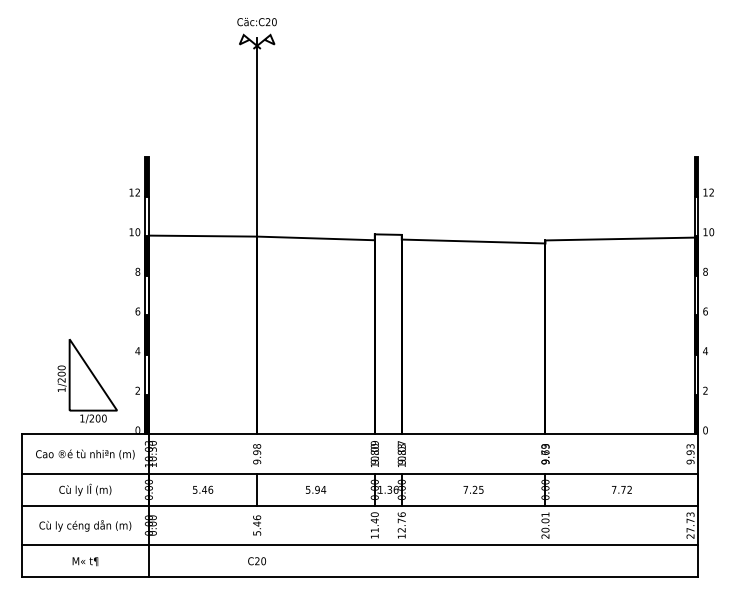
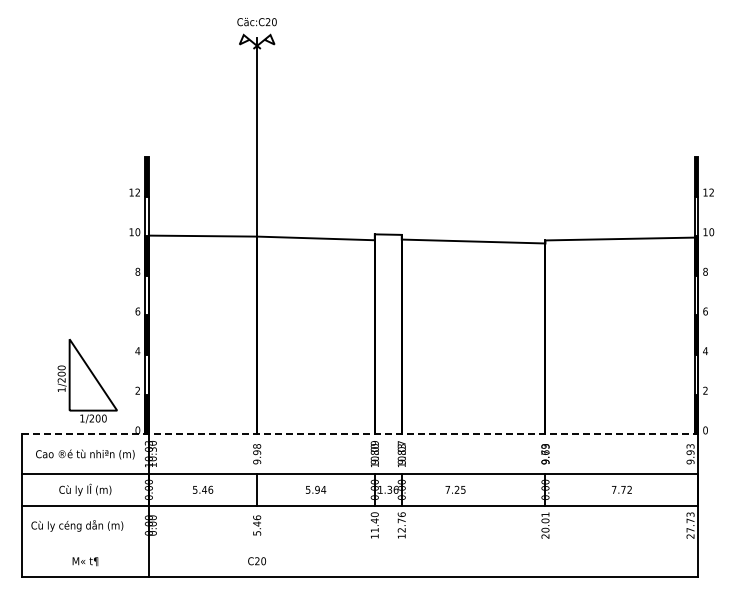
line: solid -> dashed (360, 434)
text position: (473, 489) -> (455, 489) (455, 489)
text position: (85, 525) -> (77, 525) (77, 525)
line: present -> none (360, 545)
